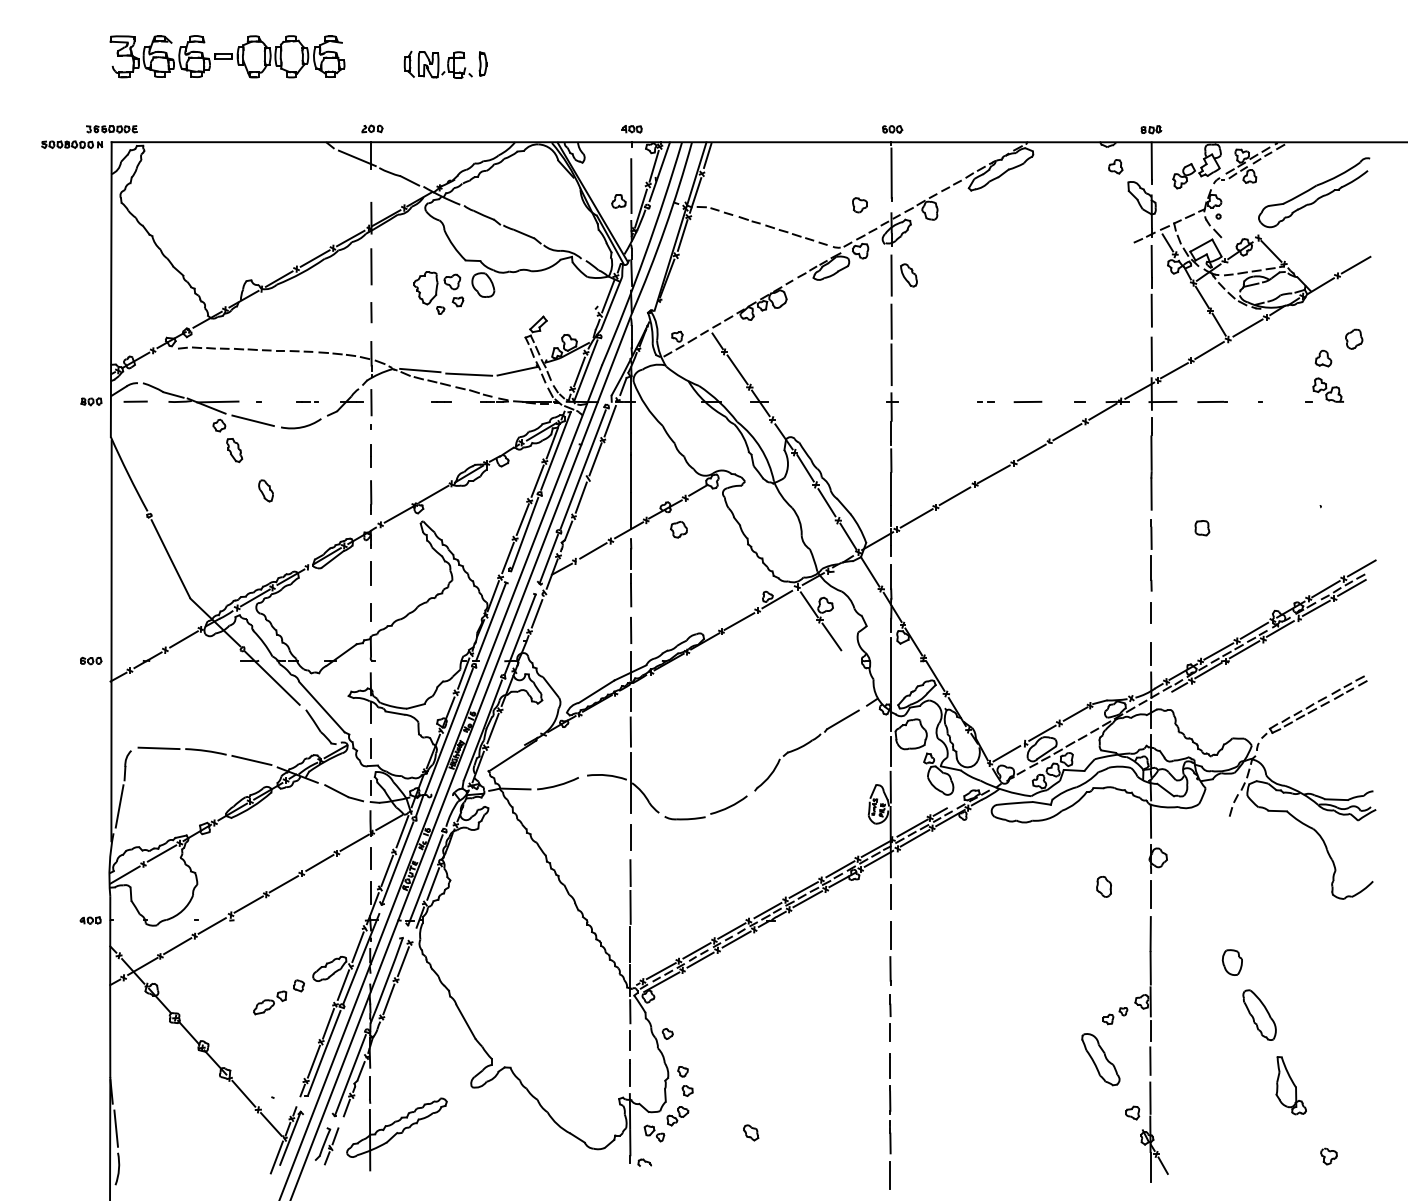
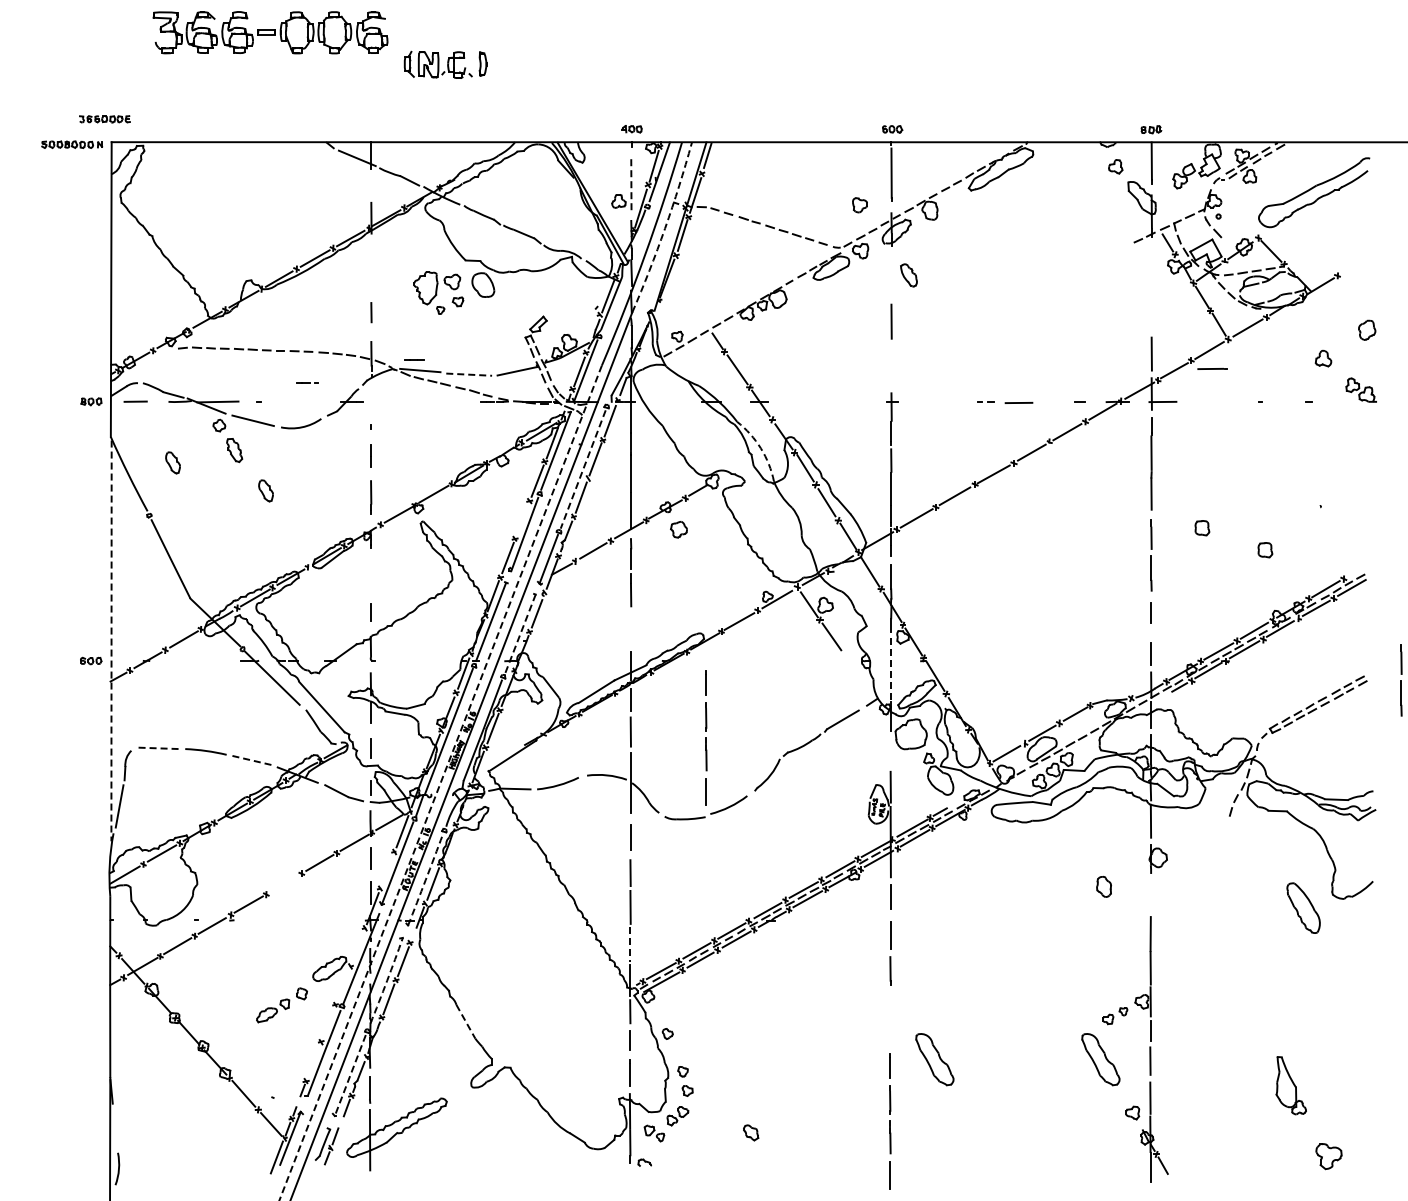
part position: (227, 56) -> (270, 32) (270, 32)
part: present -> none (372, 128)
part position: (111, 129) -> (104, 119) (104, 119)
line: solid -> dashed (631, 186)
arc: solid -> dashed (665, 228)
line: present -> none (1355, 264)
line: present -> none (371, 266)
line: present -> none (891, 275)
line: present -> none (1151, 286)
part position: (1354, 338) -> (1367, 329) (1367, 329)
line: present -> none (891, 364)
line: solid -> dashed (469, 374)
part position: (1327, 389) -> (1360, 389) (1360, 389)
line position: (307, 401) -> (307, 382) (307, 382)
line position: (441, 401) -> (414, 359) (414, 359)
line position: (1027, 401) -> (1018, 402) (1018, 402)
line position: (1212, 401) -> (1212, 368) (1212, 368)
line: present -> none (371, 402)
arc: solid -> dashed (760, 448)
part: none -> present (172, 462)
line: solid -> dashed (583, 469)
line: present -> none (522, 519)
part: none -> present (1265, 550)
line: present -> none (1361, 568)
line: present -> none (370, 573)
line: present -> none (630, 630)
line: solid -> dashed (520, 634)
line: solid -> dashed (111, 641)
line: solid -> dashed (891, 669)
line: none -> present (1401, 680)
line: none -> present (706, 738)
line: solid -> dashed (159, 748)
line: present -> none (890, 751)
line: solid -> dashed (252, 760)
line: solid -> dashed (440, 783)
line: present -> none (387, 870)
arc: solid -> dashed (425, 880)
line: present -> none (283, 884)
line: present -> none (1150, 894)
part: present -> none (90, 920)
line: solid -> dashed (630, 944)
line: present -> none (357, 947)
part: present -> none (1231, 962)
arc: solid -> dashed (387, 980)
line: present -> none (343, 984)
part position: (278, 997) -> (281, 1005) (281, 1005)
part position: (1259, 1014) -> (1303, 907) (1303, 907)
line: present -> none (890, 1016)
line: solid -> dashed (466, 1022)
line: present -> none (328, 1023)
part: none -> present (934, 1059)
line: present -> none (313, 1061)
line: solid -> dashed (350, 1076)
line: present -> none (115, 1128)
part size: 18x19 px -> 28x28 px (1328, 1156)
